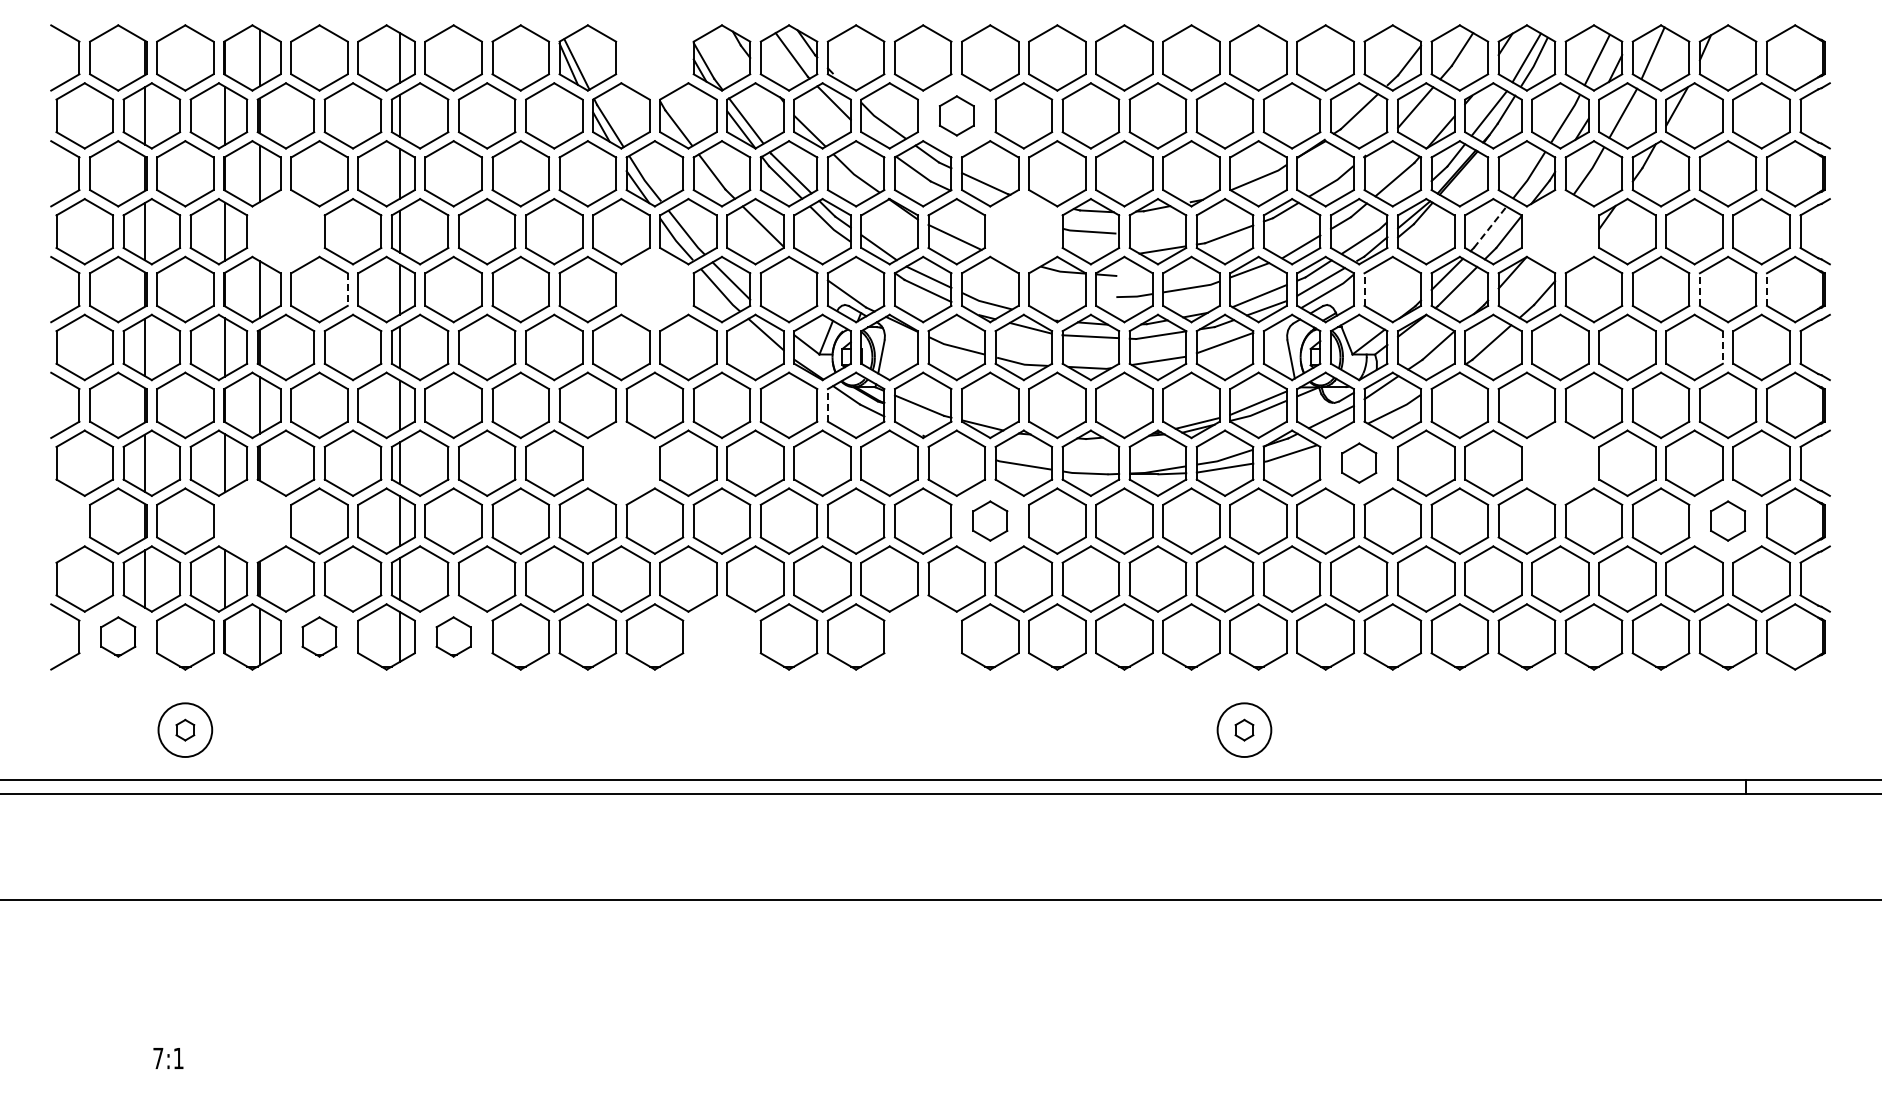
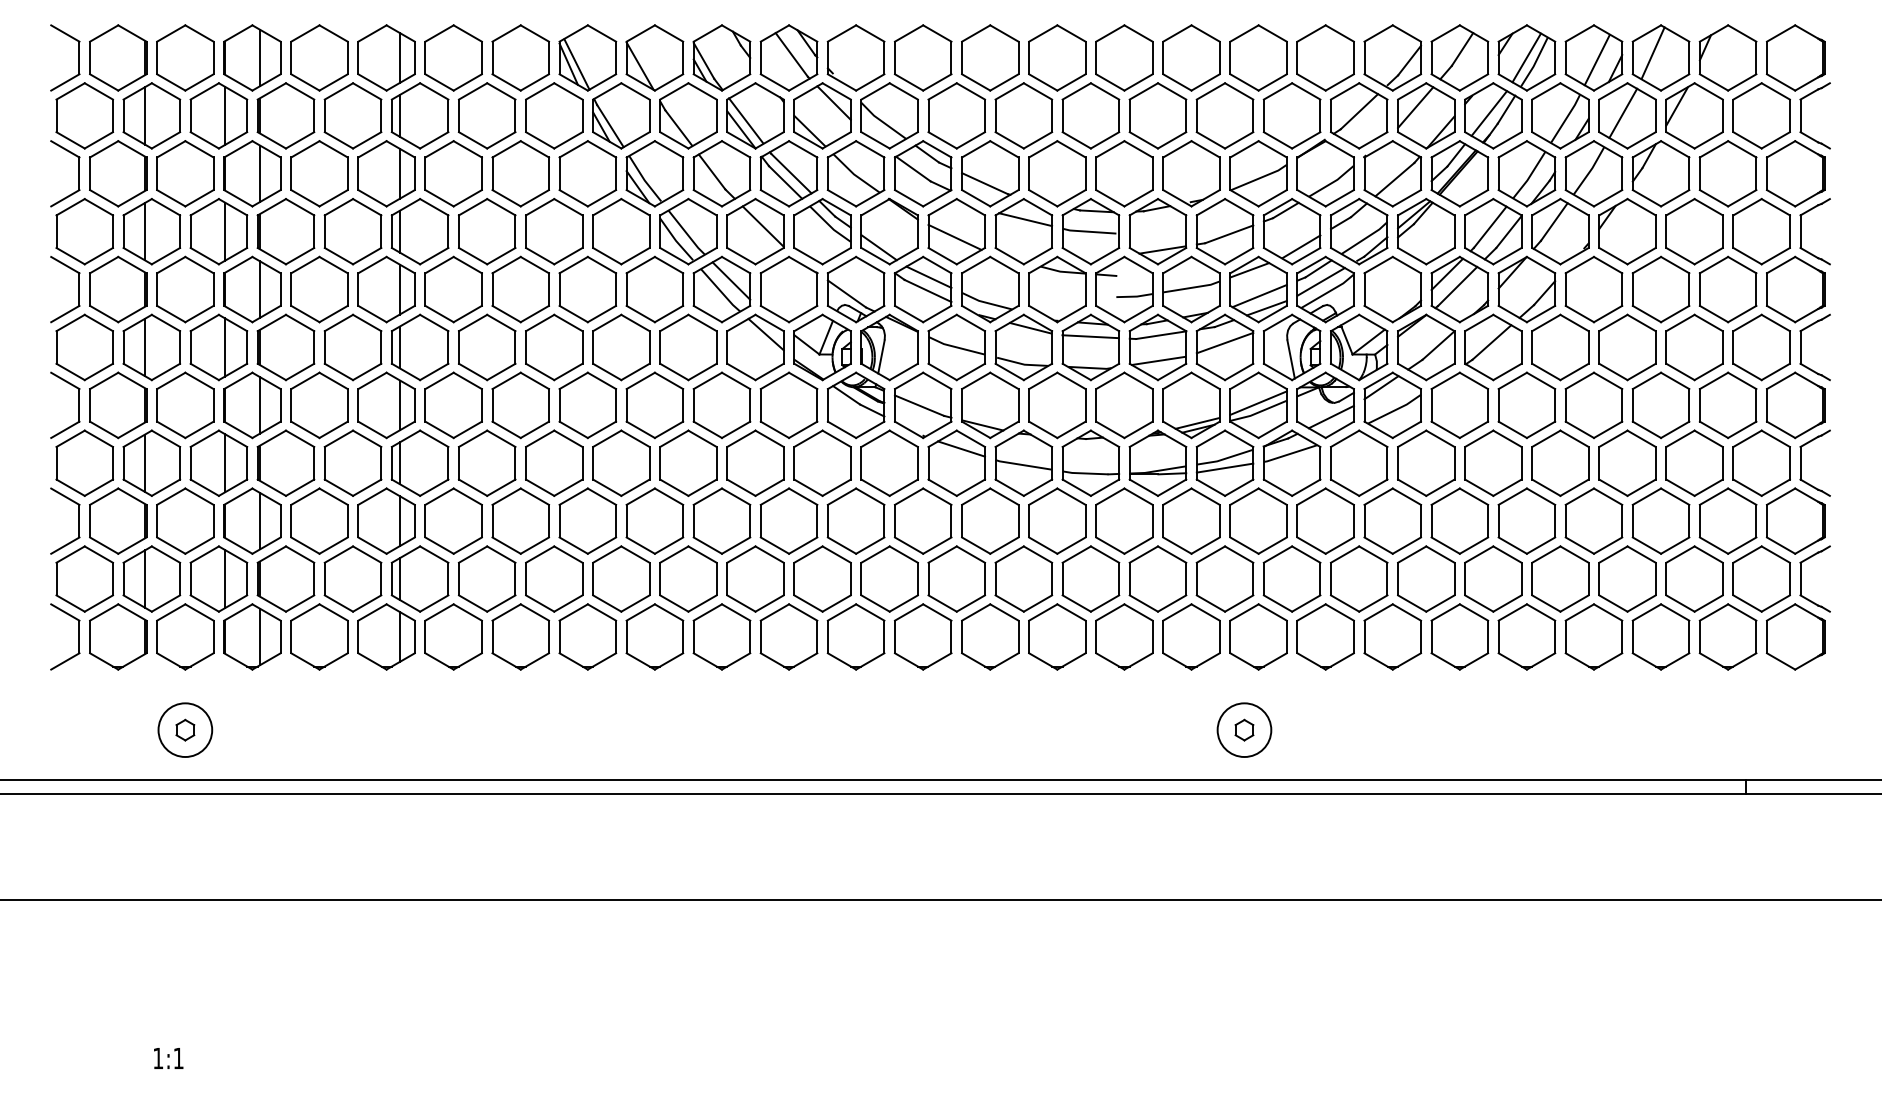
part: none -> present (654, 57)
part size: 36x42 px -> 60x68 px (956, 115)
line: dashed -> solid (1490, 226)
part: none -> present (285, 231)
part: none -> present (1023, 231)
part: none -> present (1560, 231)
part: none -> present (654, 289)
line: dashed -> solid (1364, 289)
line: dashed -> solid (1699, 289)
line: dashed -> solid (1766, 289)
line: dashed -> solid (347, 290)
line: dashed -> solid (1722, 347)
line: dashed -> solid (827, 404)
line: none -> present (961, 448)
part: none -> present (621, 462)
part size: 37x42 px -> 59x68 px (1359, 462)
part: none -> present (1560, 462)
part: none -> present (78, 520)
part: none -> present (252, 520)
part size: 37x42 px -> 59x68 px (990, 520)
part size: 36x42 px -> 60x68 px (1727, 520)
part size: 37x42 px -> 59x68 px (118, 636)
part size: 37x42 px -> 59x68 px (319, 636)
part size: 37x42 px -> 59x68 px (453, 636)
part: none -> present (721, 636)
part: none -> present (922, 636)
text: 7:1 -> 1:1 (158, 1058)
